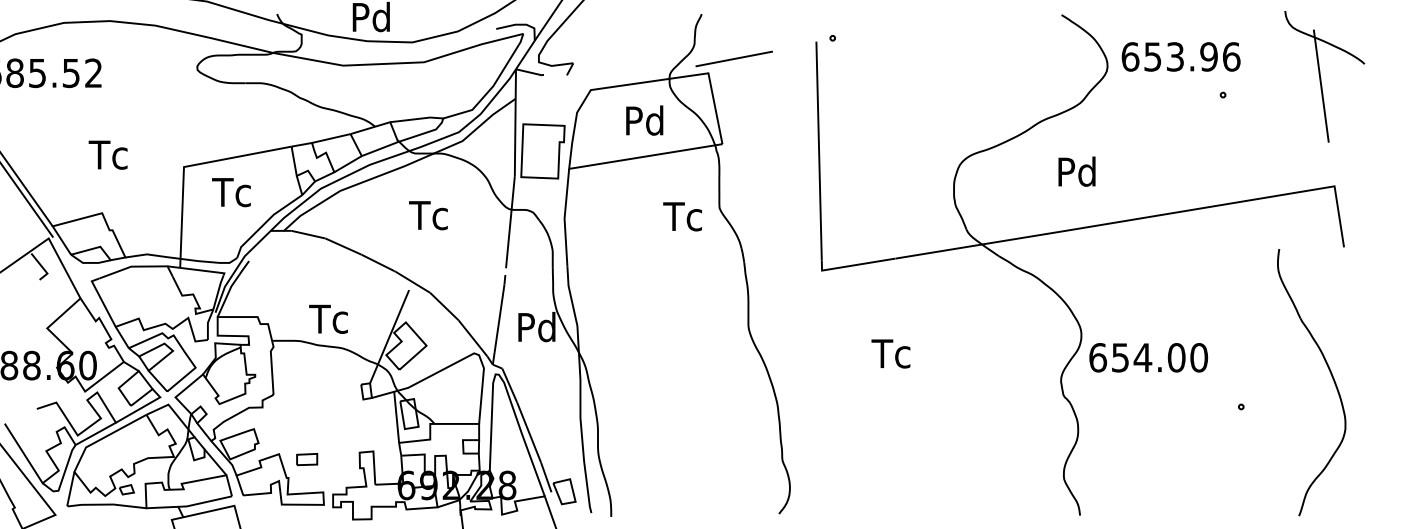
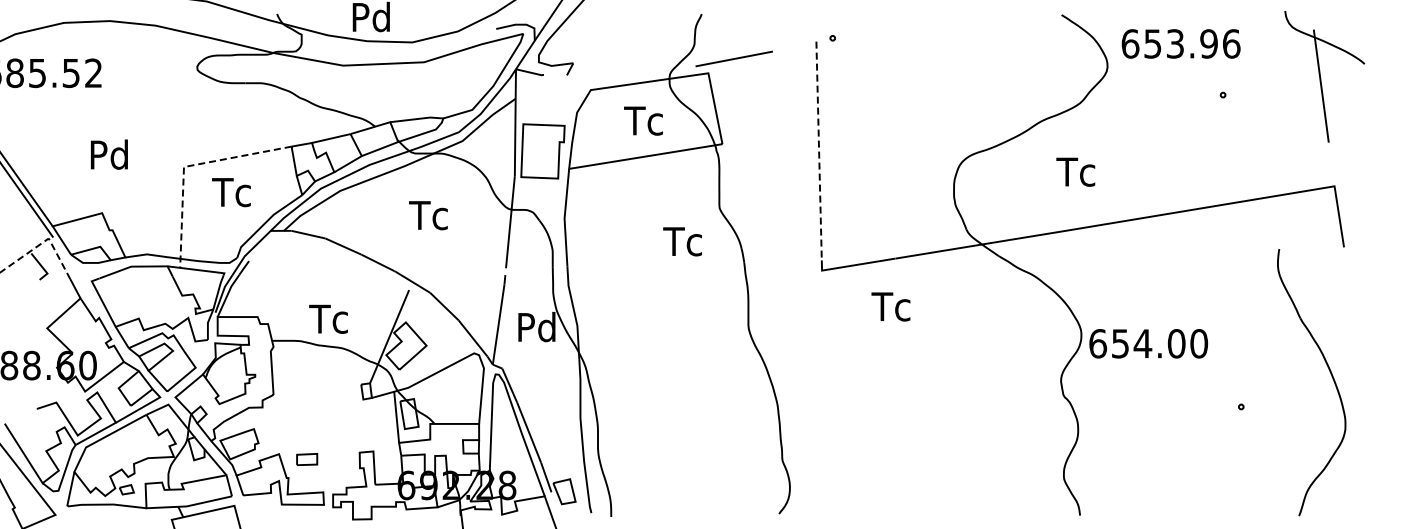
text position: (1180, 56) -> (1180, 43) (1180, 43)
text: Pd -> Tc (643, 120)
line: solid -> dashed (819, 151)
text: Tc -> Pd (107, 154)
line: solid -> dashed (187, 166)
text: Pd -> Tc (1075, 171)
text position: (682, 216) -> (682, 241) (682, 241)
line: solid -> dashed (43, 241)
text position: (890, 353) -> (890, 306) (890, 306)
text position: (1148, 357) -> (1148, 343) (1148, 343)
